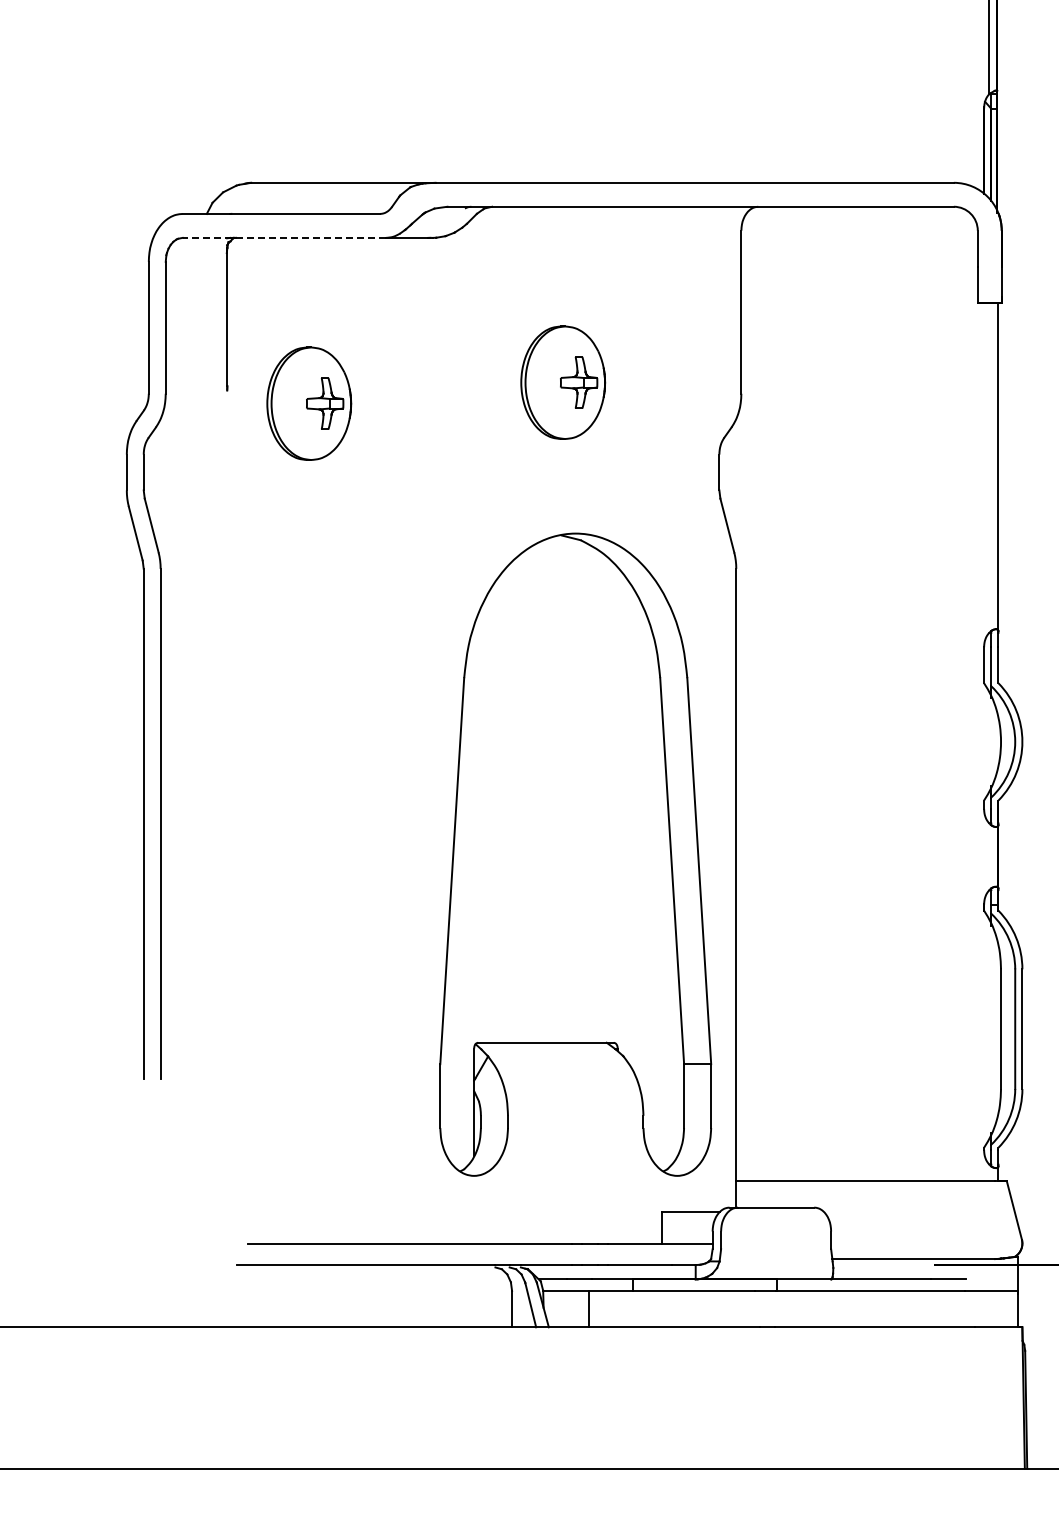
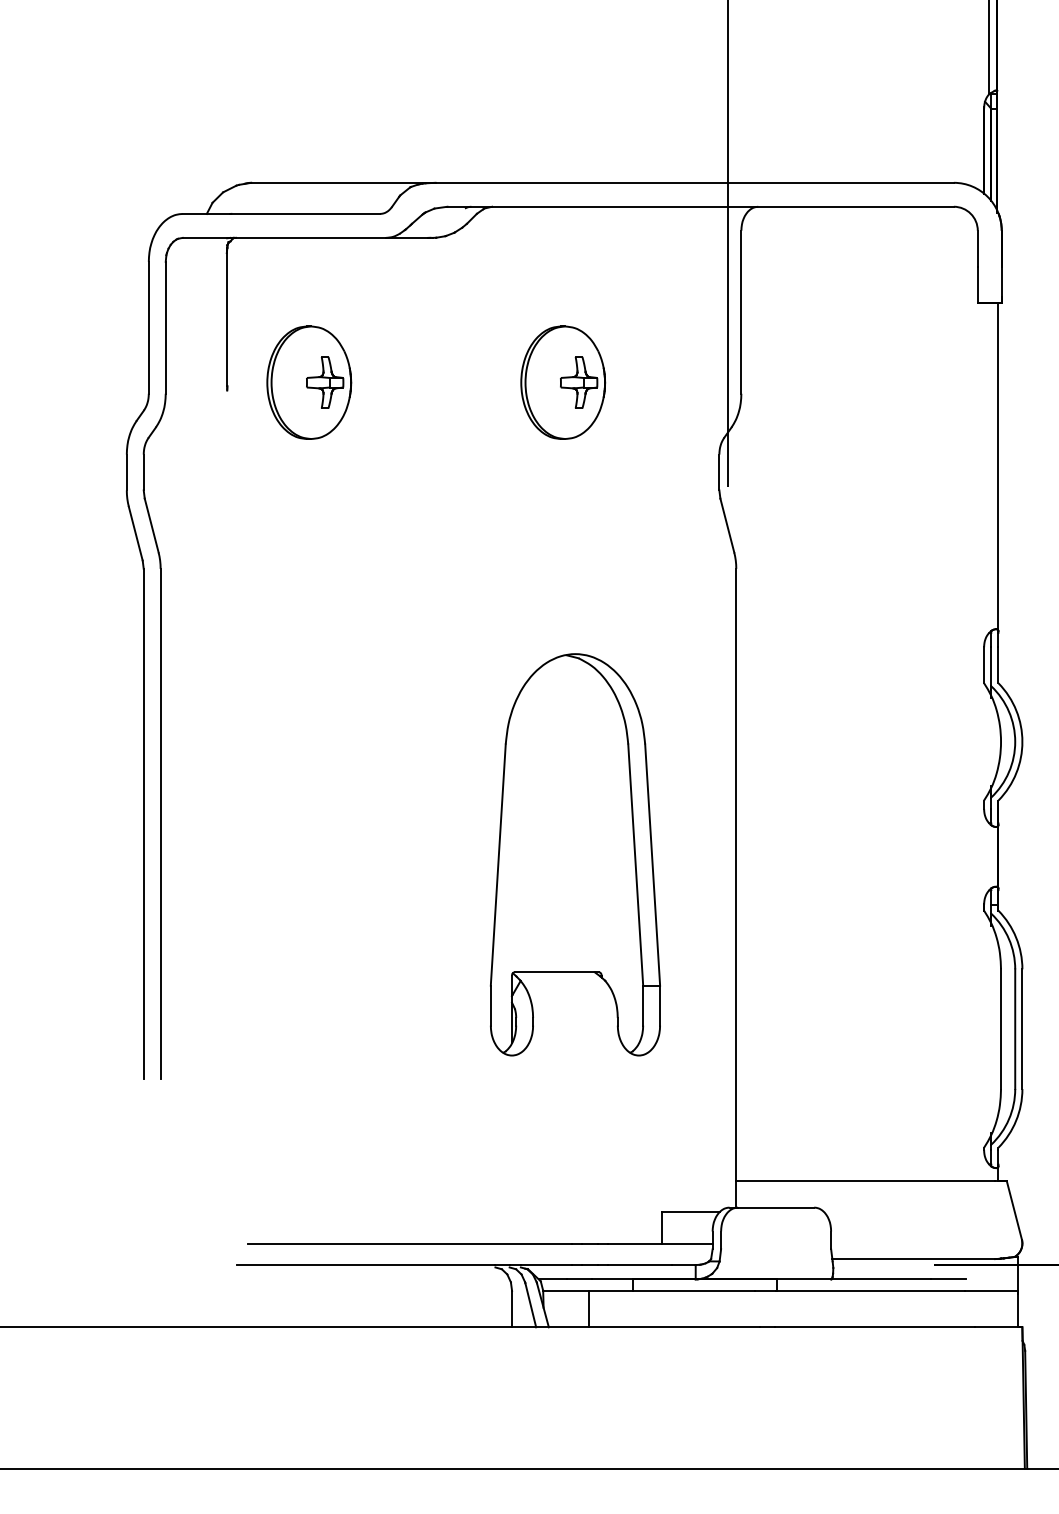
line: dashed -> solid (284, 237)
line: none -> present (727, 268)
part position: (309, 403) -> (309, 382) (309, 382)
part size: 274x645 px -> 172x404 px (574, 854)
